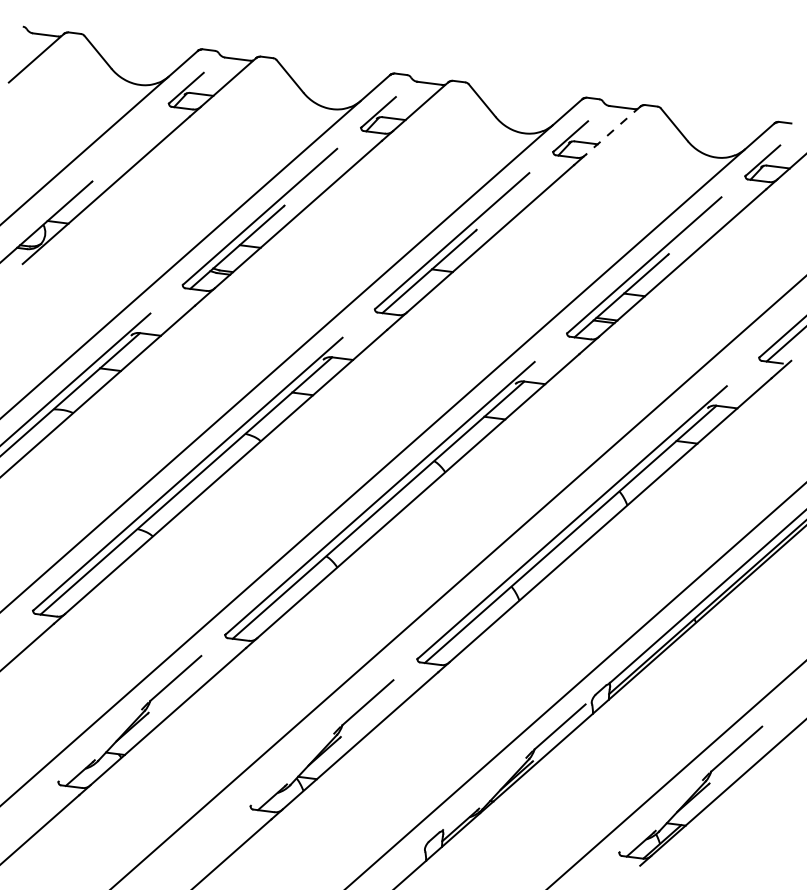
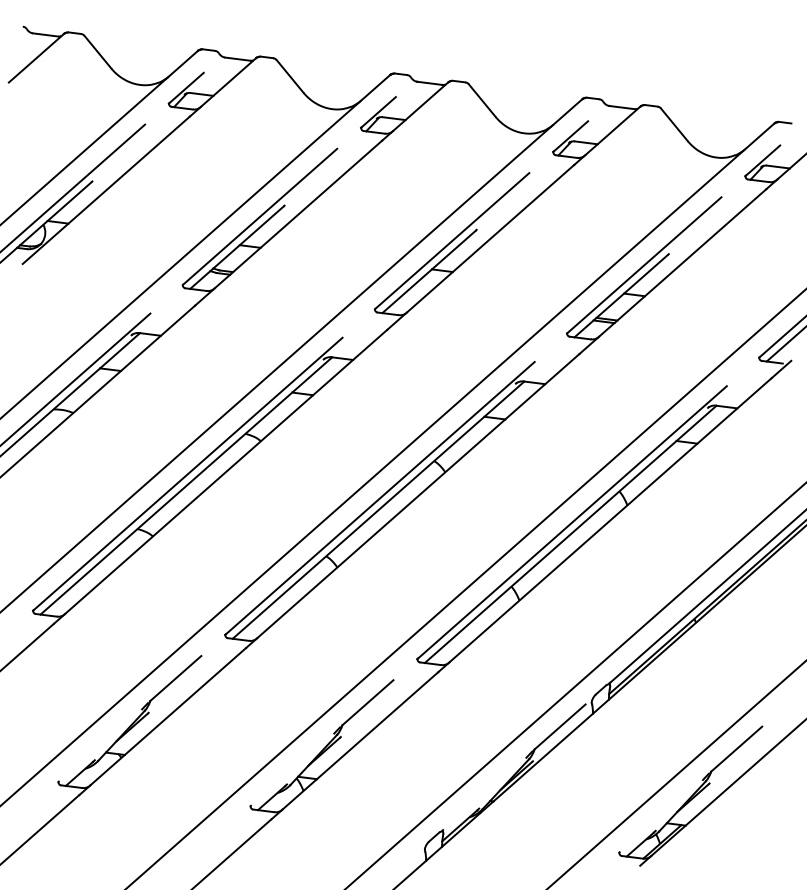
line: dashed -> solid (612, 130)
line: none -> present (73, 187)
line position: (458, 582) -> (465, 588) (465, 588)
